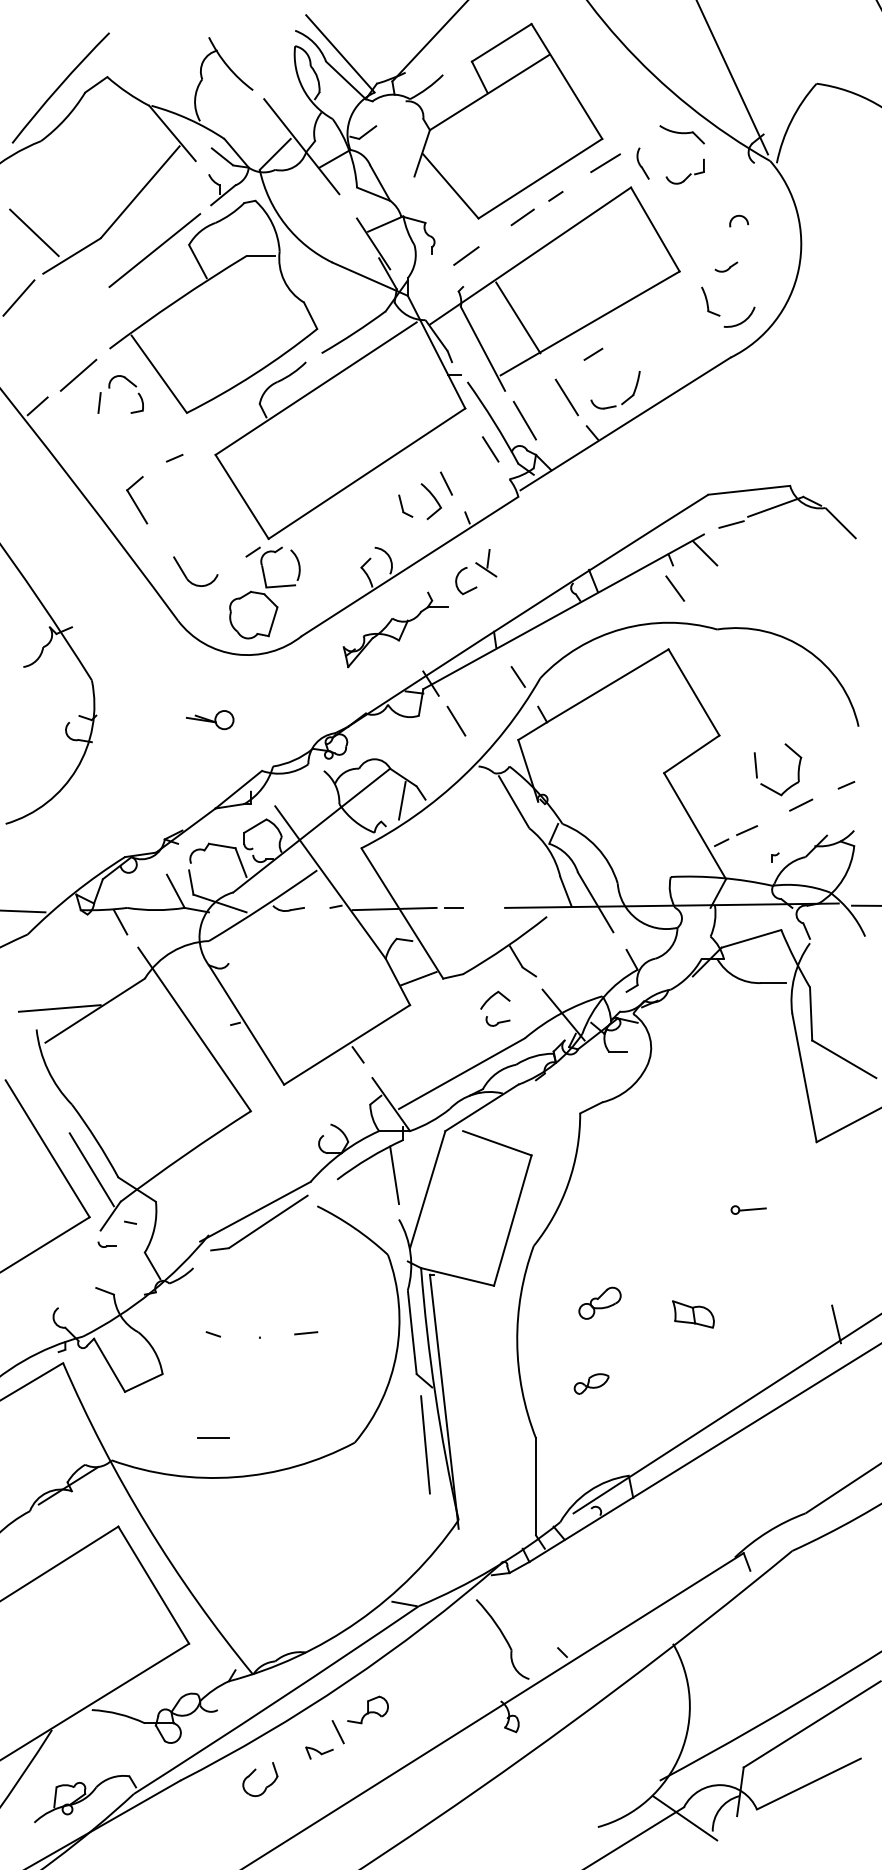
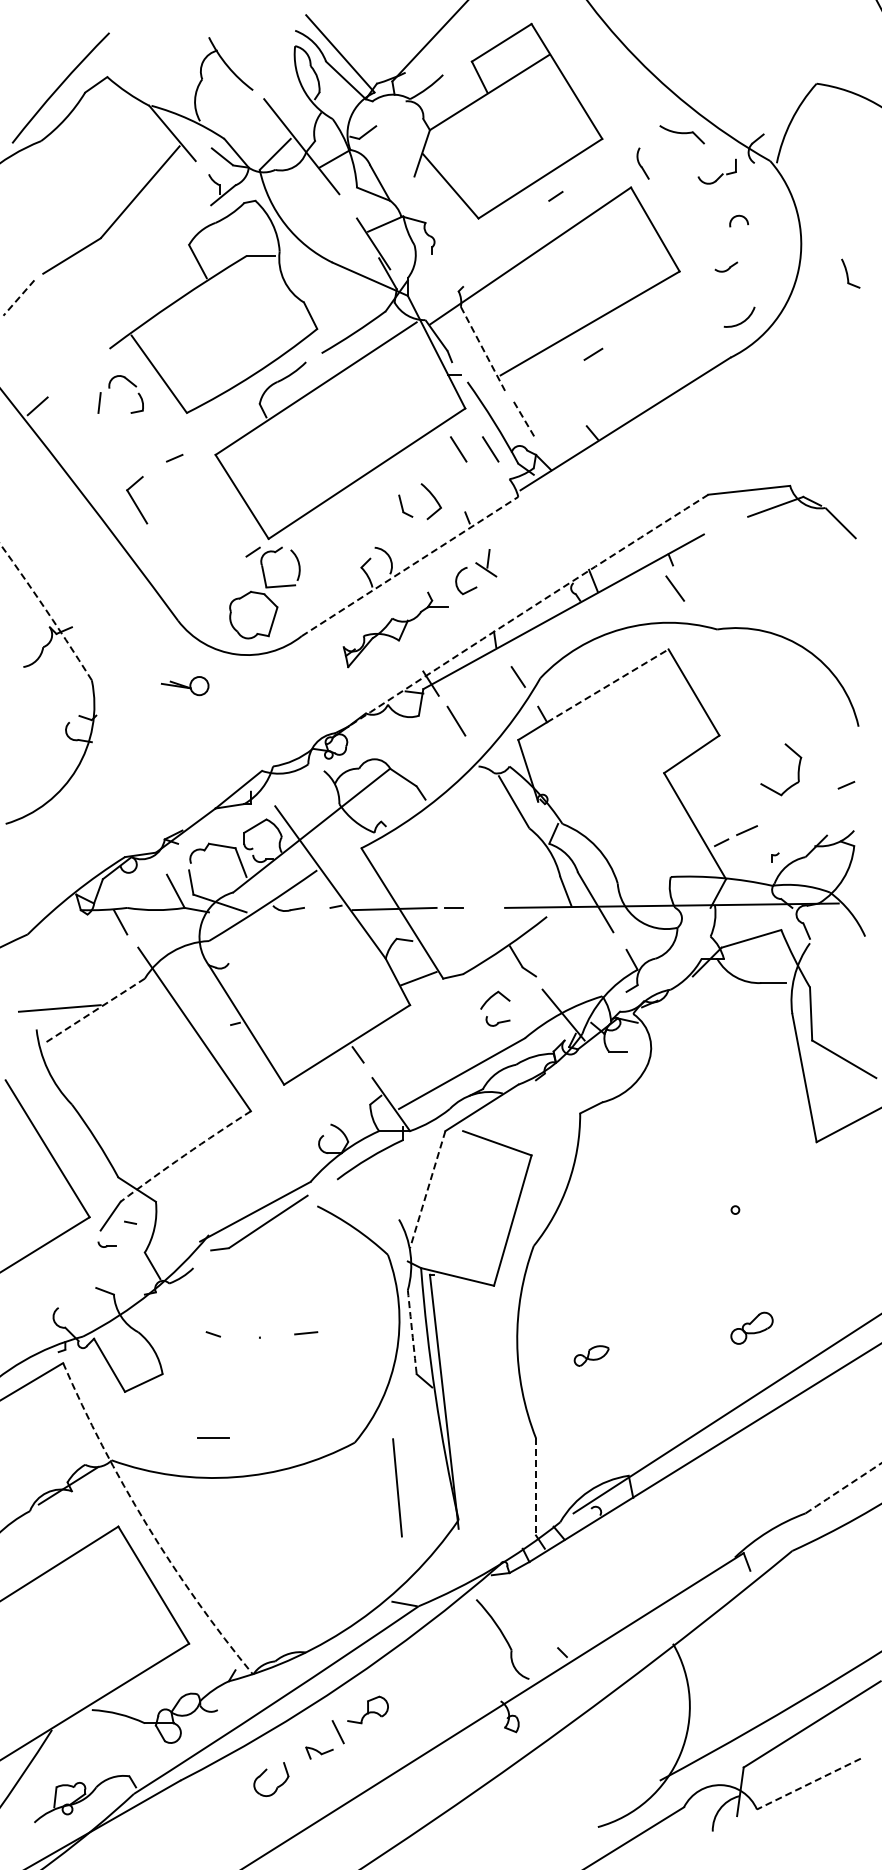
line: present -> none (732, 78)
line: present -> none (605, 163)
part position: (684, 171) -> (716, 171) (716, 171)
line: present -> none (522, 217)
line: present -> none (34, 232)
line: present -> none (154, 250)
line: present -> none (466, 255)
line: solid -> dashed (18, 298)
part position: (710, 301) -> (850, 273) (850, 273)
line: present -> none (518, 317)
line: solid -> dashed (483, 349)
line: present -> none (78, 374)
line: present -> none (566, 397)
part: present -> none (623, 401)
line: solid -> dashed (524, 420)
line: none -> present (458, 449)
line: present -> none (446, 483)
line: present -> none (731, 524)
line: present -> none (704, 553)
line: solid -> dashed (410, 566)
part: present -> none (186, 575)
arc: solid -> dashed (527, 610)
arc: solid -> dashed (46, 611)
line: solid -> dashed (607, 685)
part position: (210, 720) -> (185, 686) (185, 686)
line: present -> none (755, 765)
line: present -> none (402, 800)
line: present -> none (801, 804)
line: present -> none (865, 905)
line: present -> none (23, 911)
line: solid -> dashed (94, 1010)
arc: solid -> dashed (184, 1155)
line: present -> none (91, 1169)
line: present -> none (394, 1175)
line: solid -> dashed (427, 1190)
line: present -> none (752, 1209)
part position: (599, 1302) -> (751, 1327) (751, 1327)
part: present -> none (693, 1314)
line: present -> none (836, 1324)
arc: solid -> dashed (412, 1332)
part position: (591, 1383) -> (591, 1355) (591, 1355)
line position: (425, 1444) -> (397, 1487) (397, 1487)
line: solid -> dashed (536, 1486)
arc: solid -> dashed (844, 1487)
arc: solid -> dashed (147, 1525)
line: solid -> dashed (808, 1784)
part position: (267, 1785) -> (278, 1785) (278, 1785)
line: present -> none (685, 1818)
